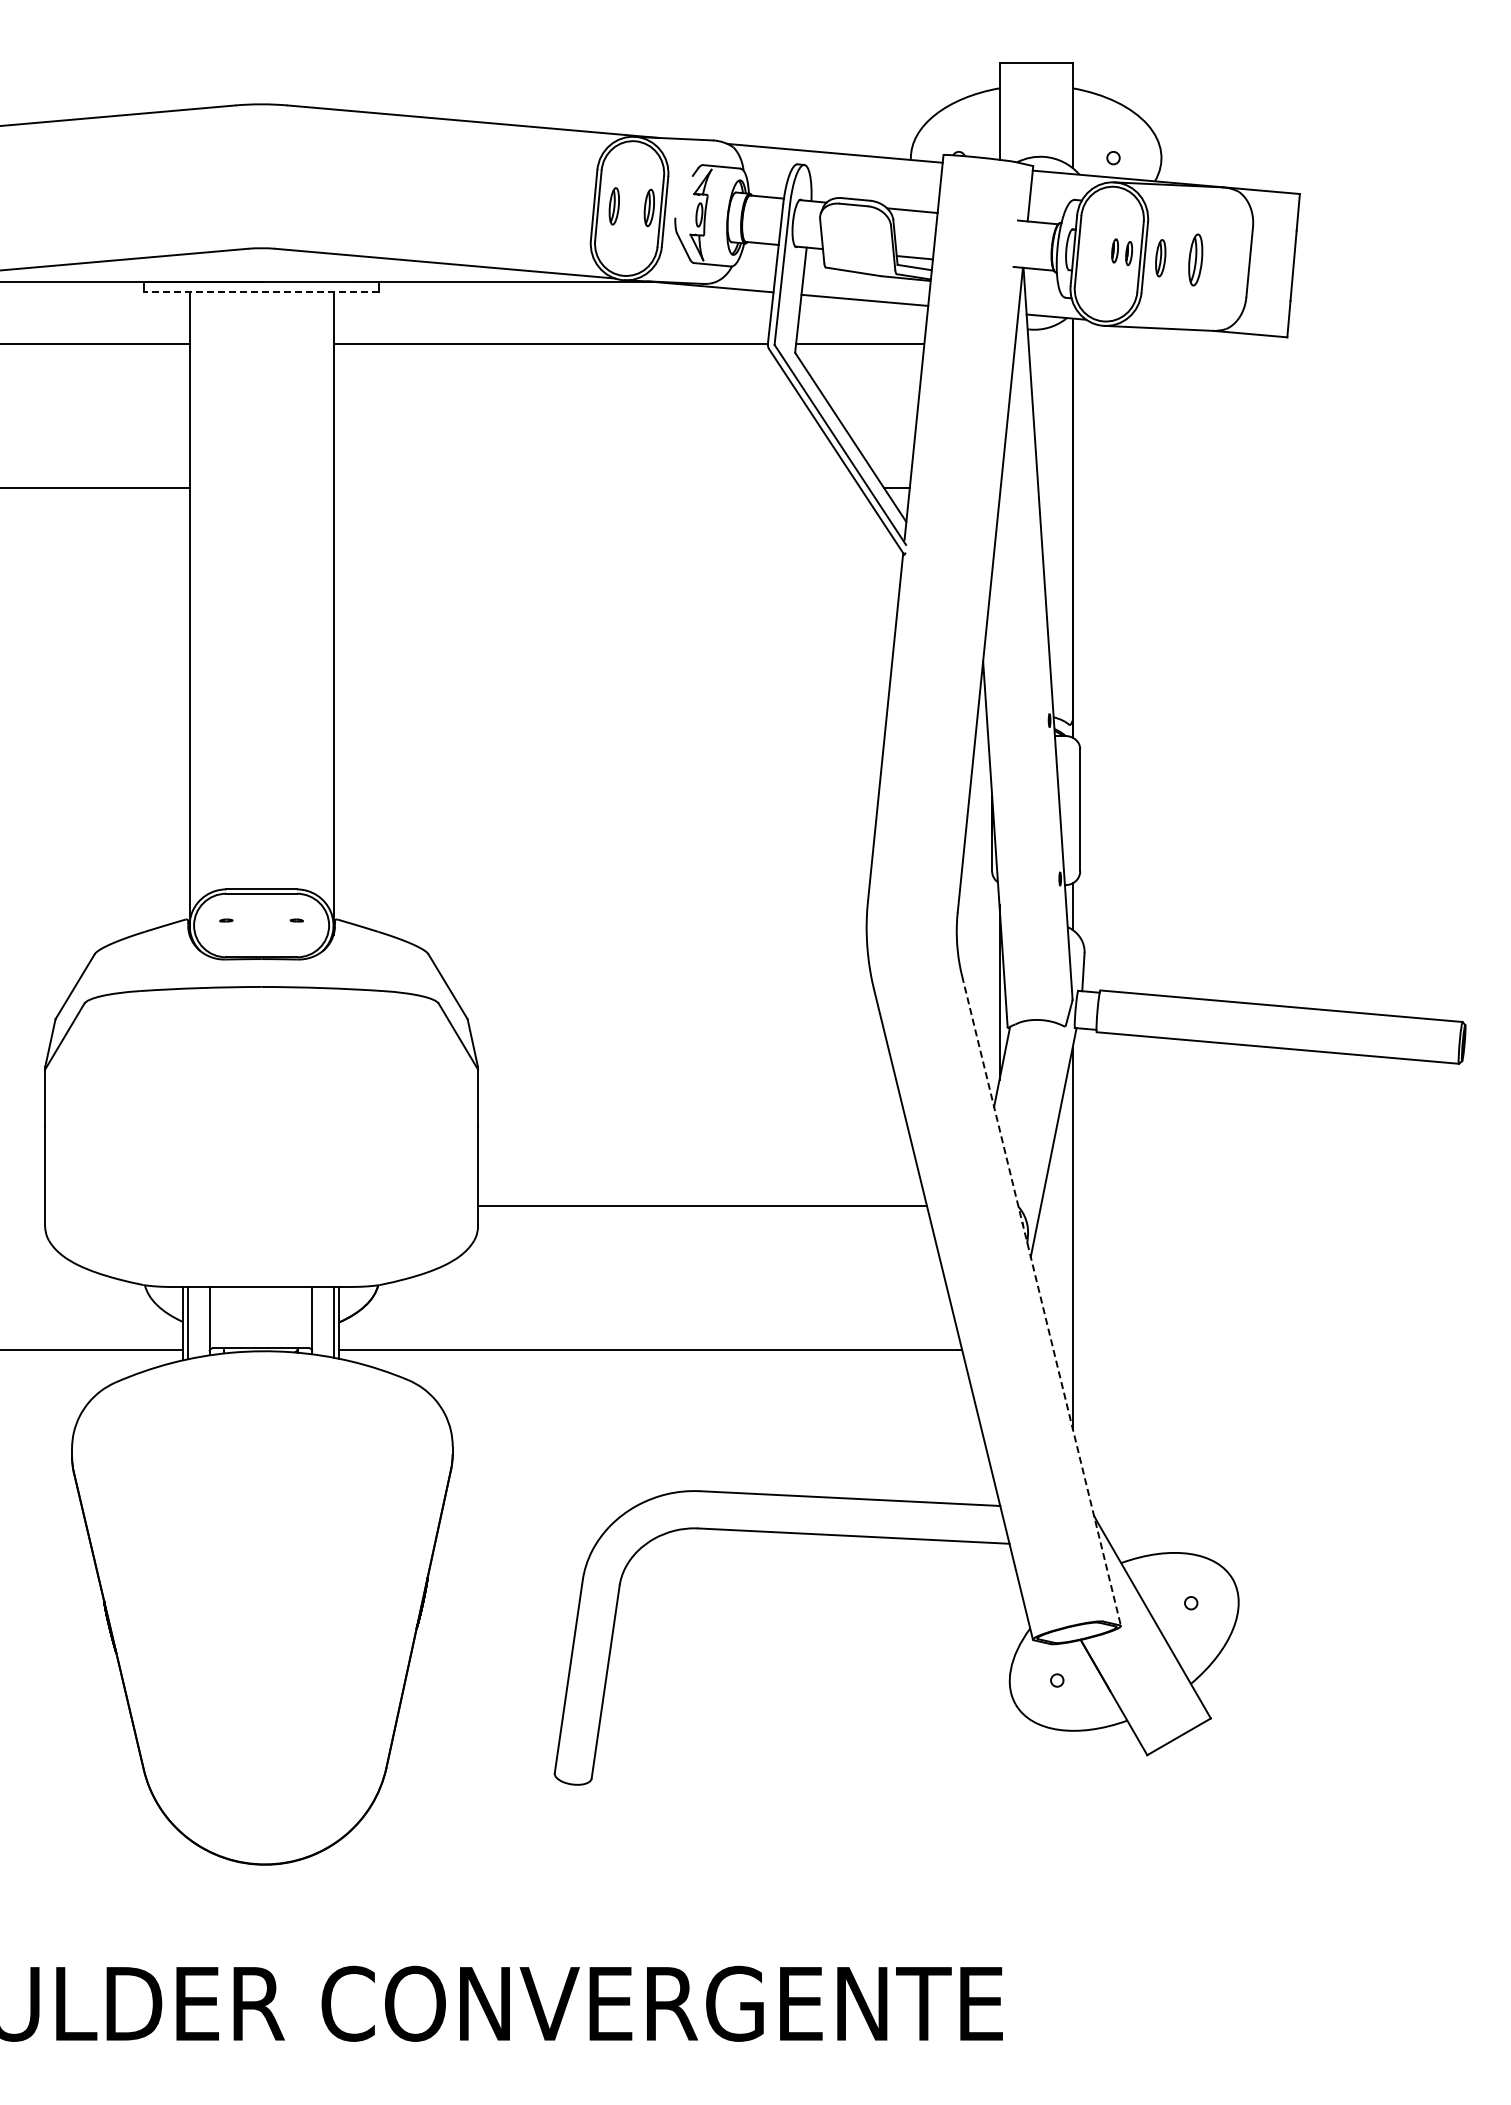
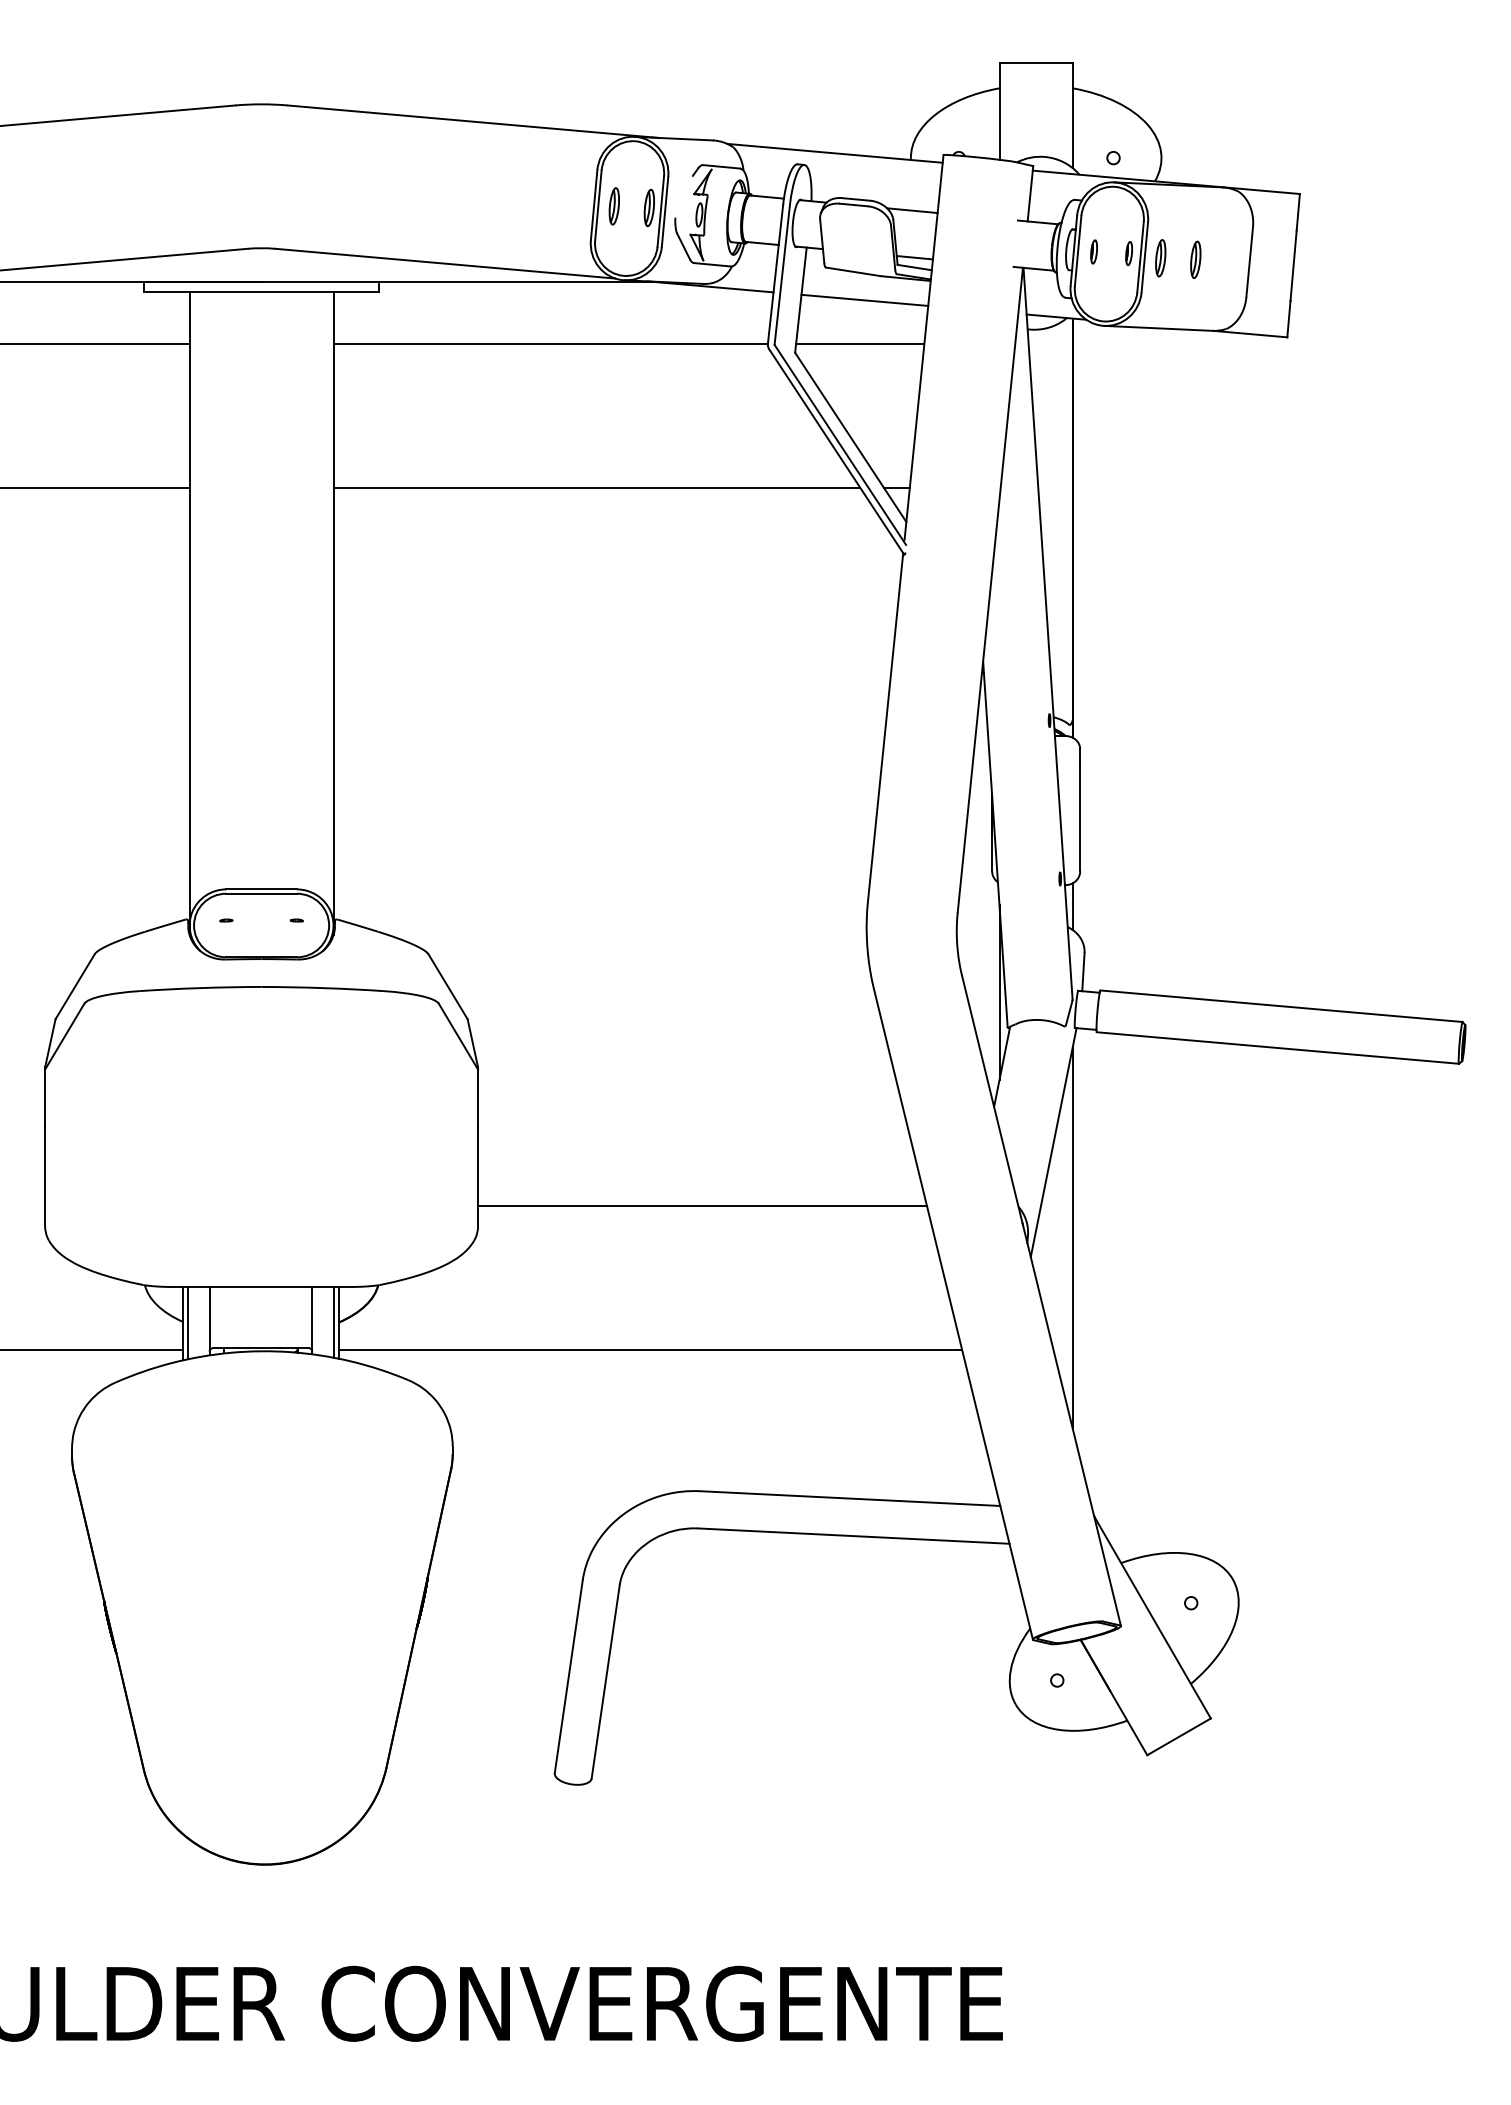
part position: (1114, 250) -> (1093, 251) (1093, 251)
part size: 16x54 px -> 12x39 px (1195, 259)
line: dashed -> solid (261, 291)
line: none -> present (596, 487)
line: dashed -> solid (1041, 1301)
